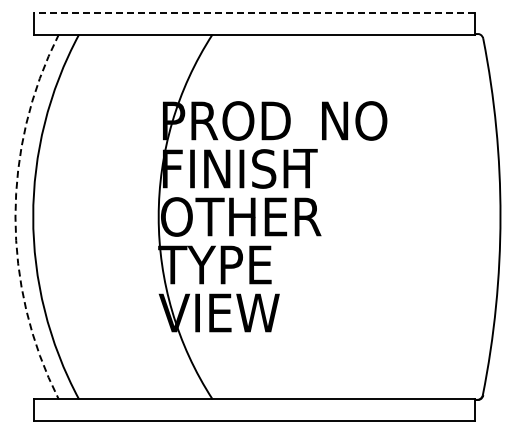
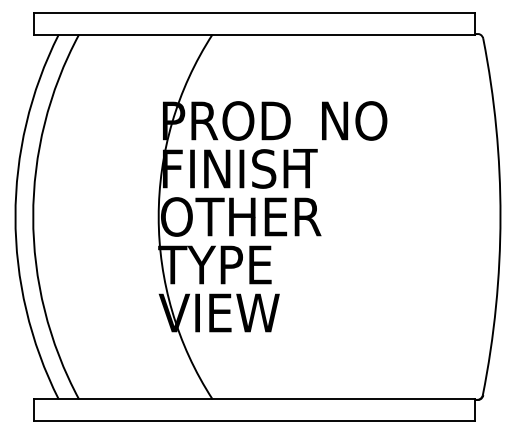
line: dashed -> solid (254, 12)
arc: dashed -> solid (15, 217)
